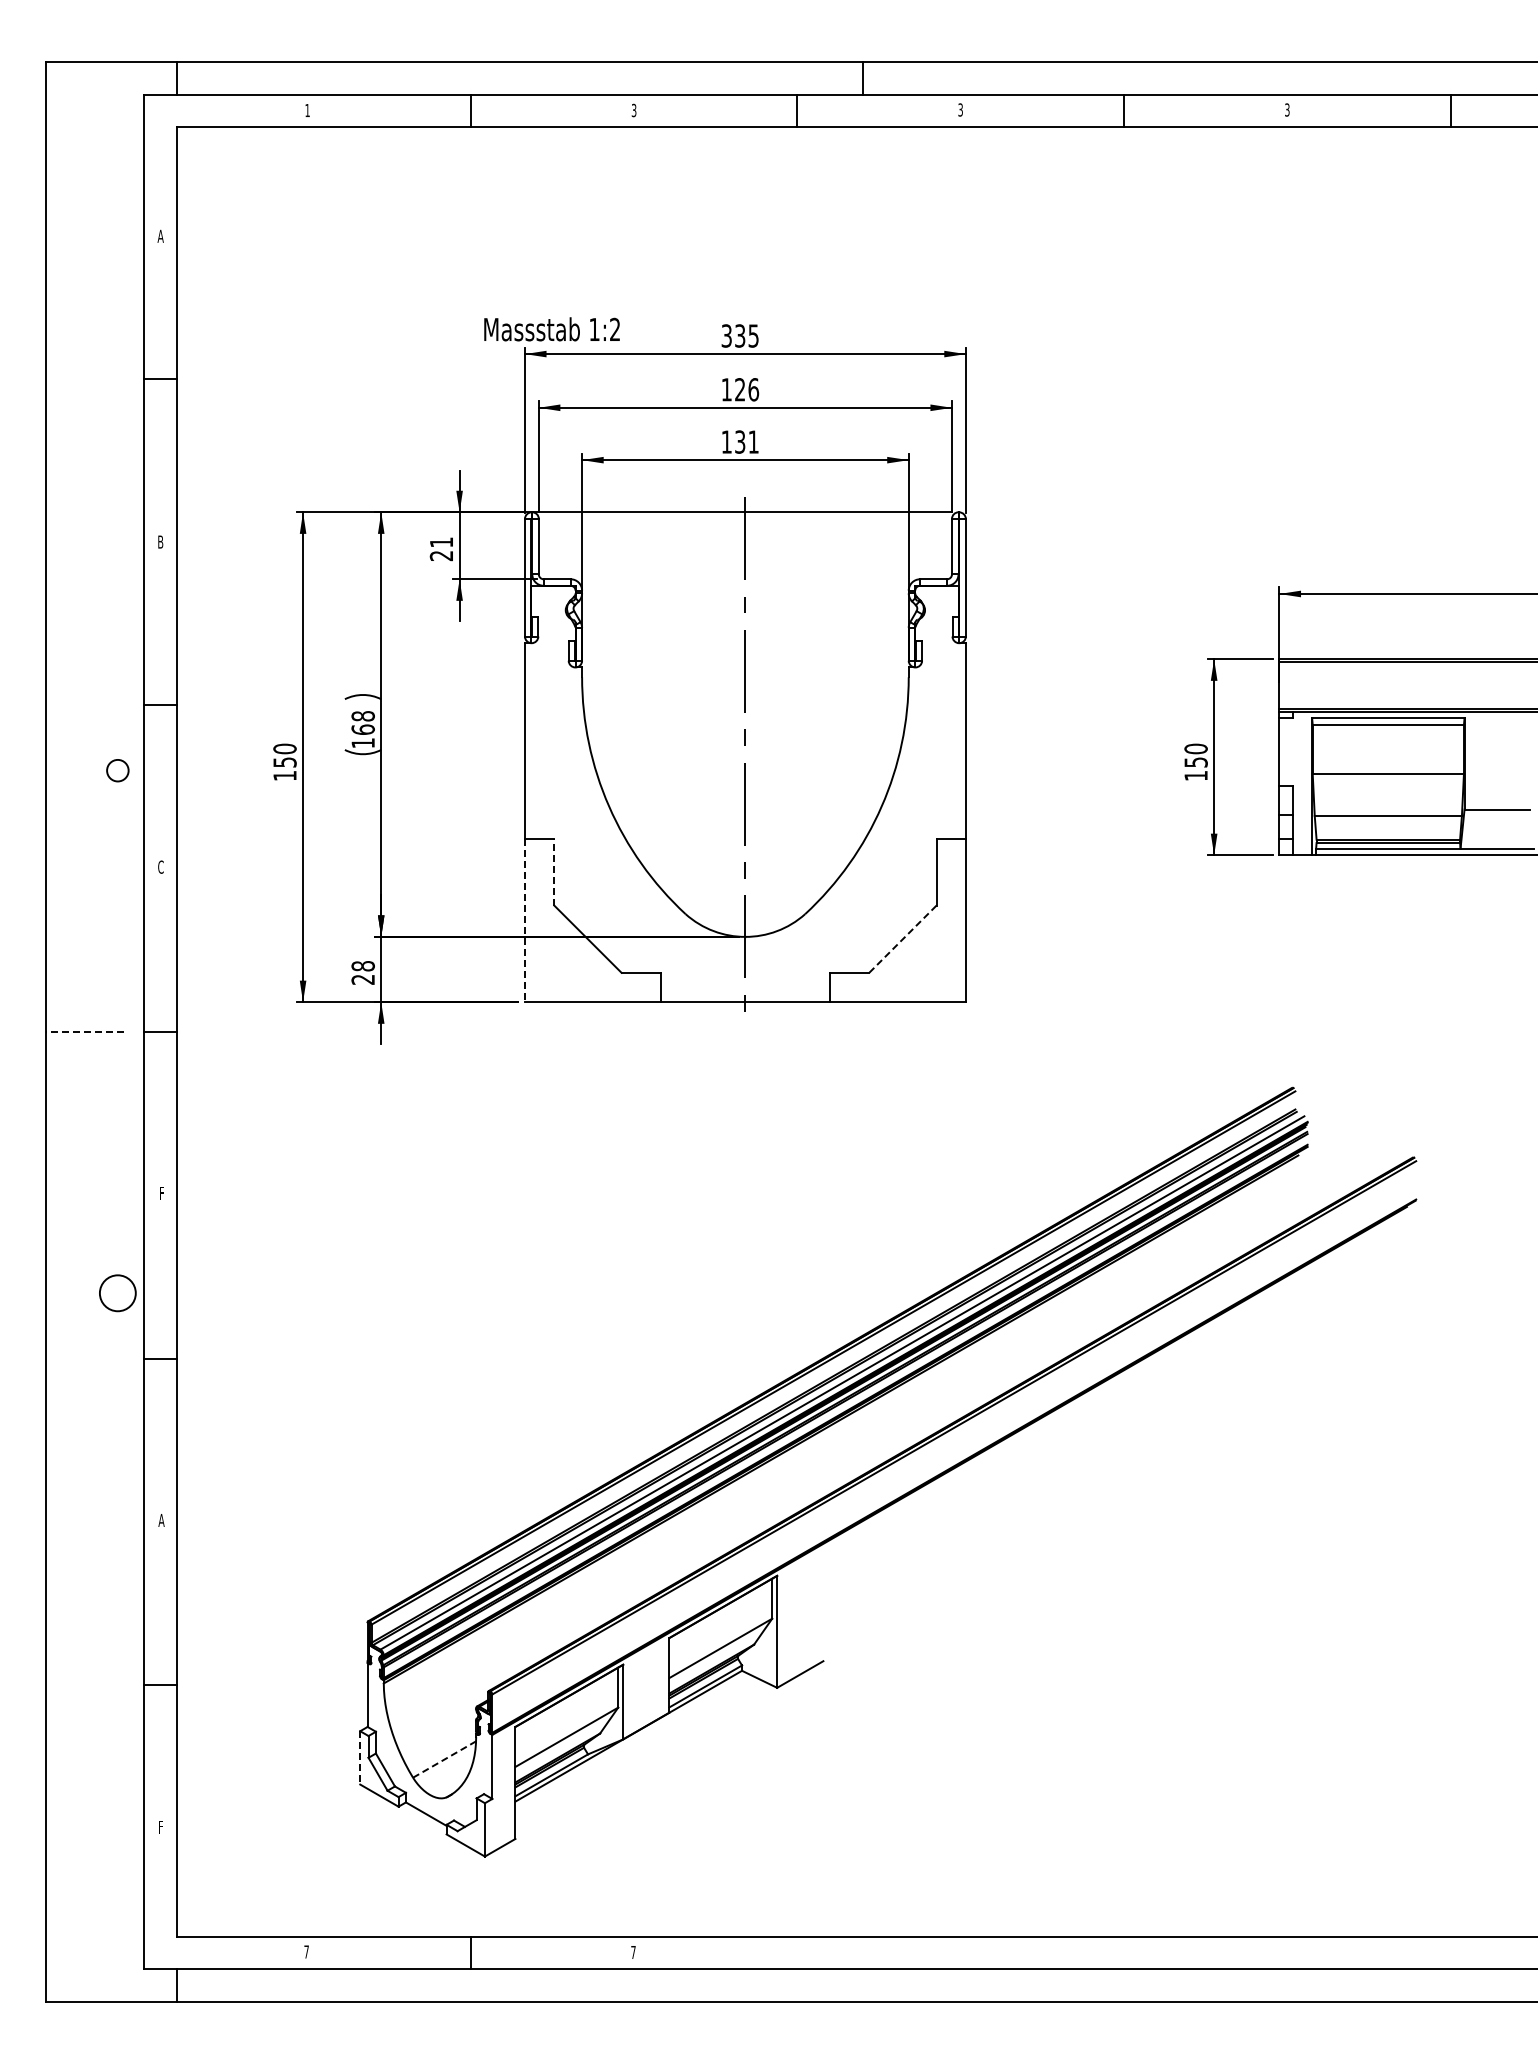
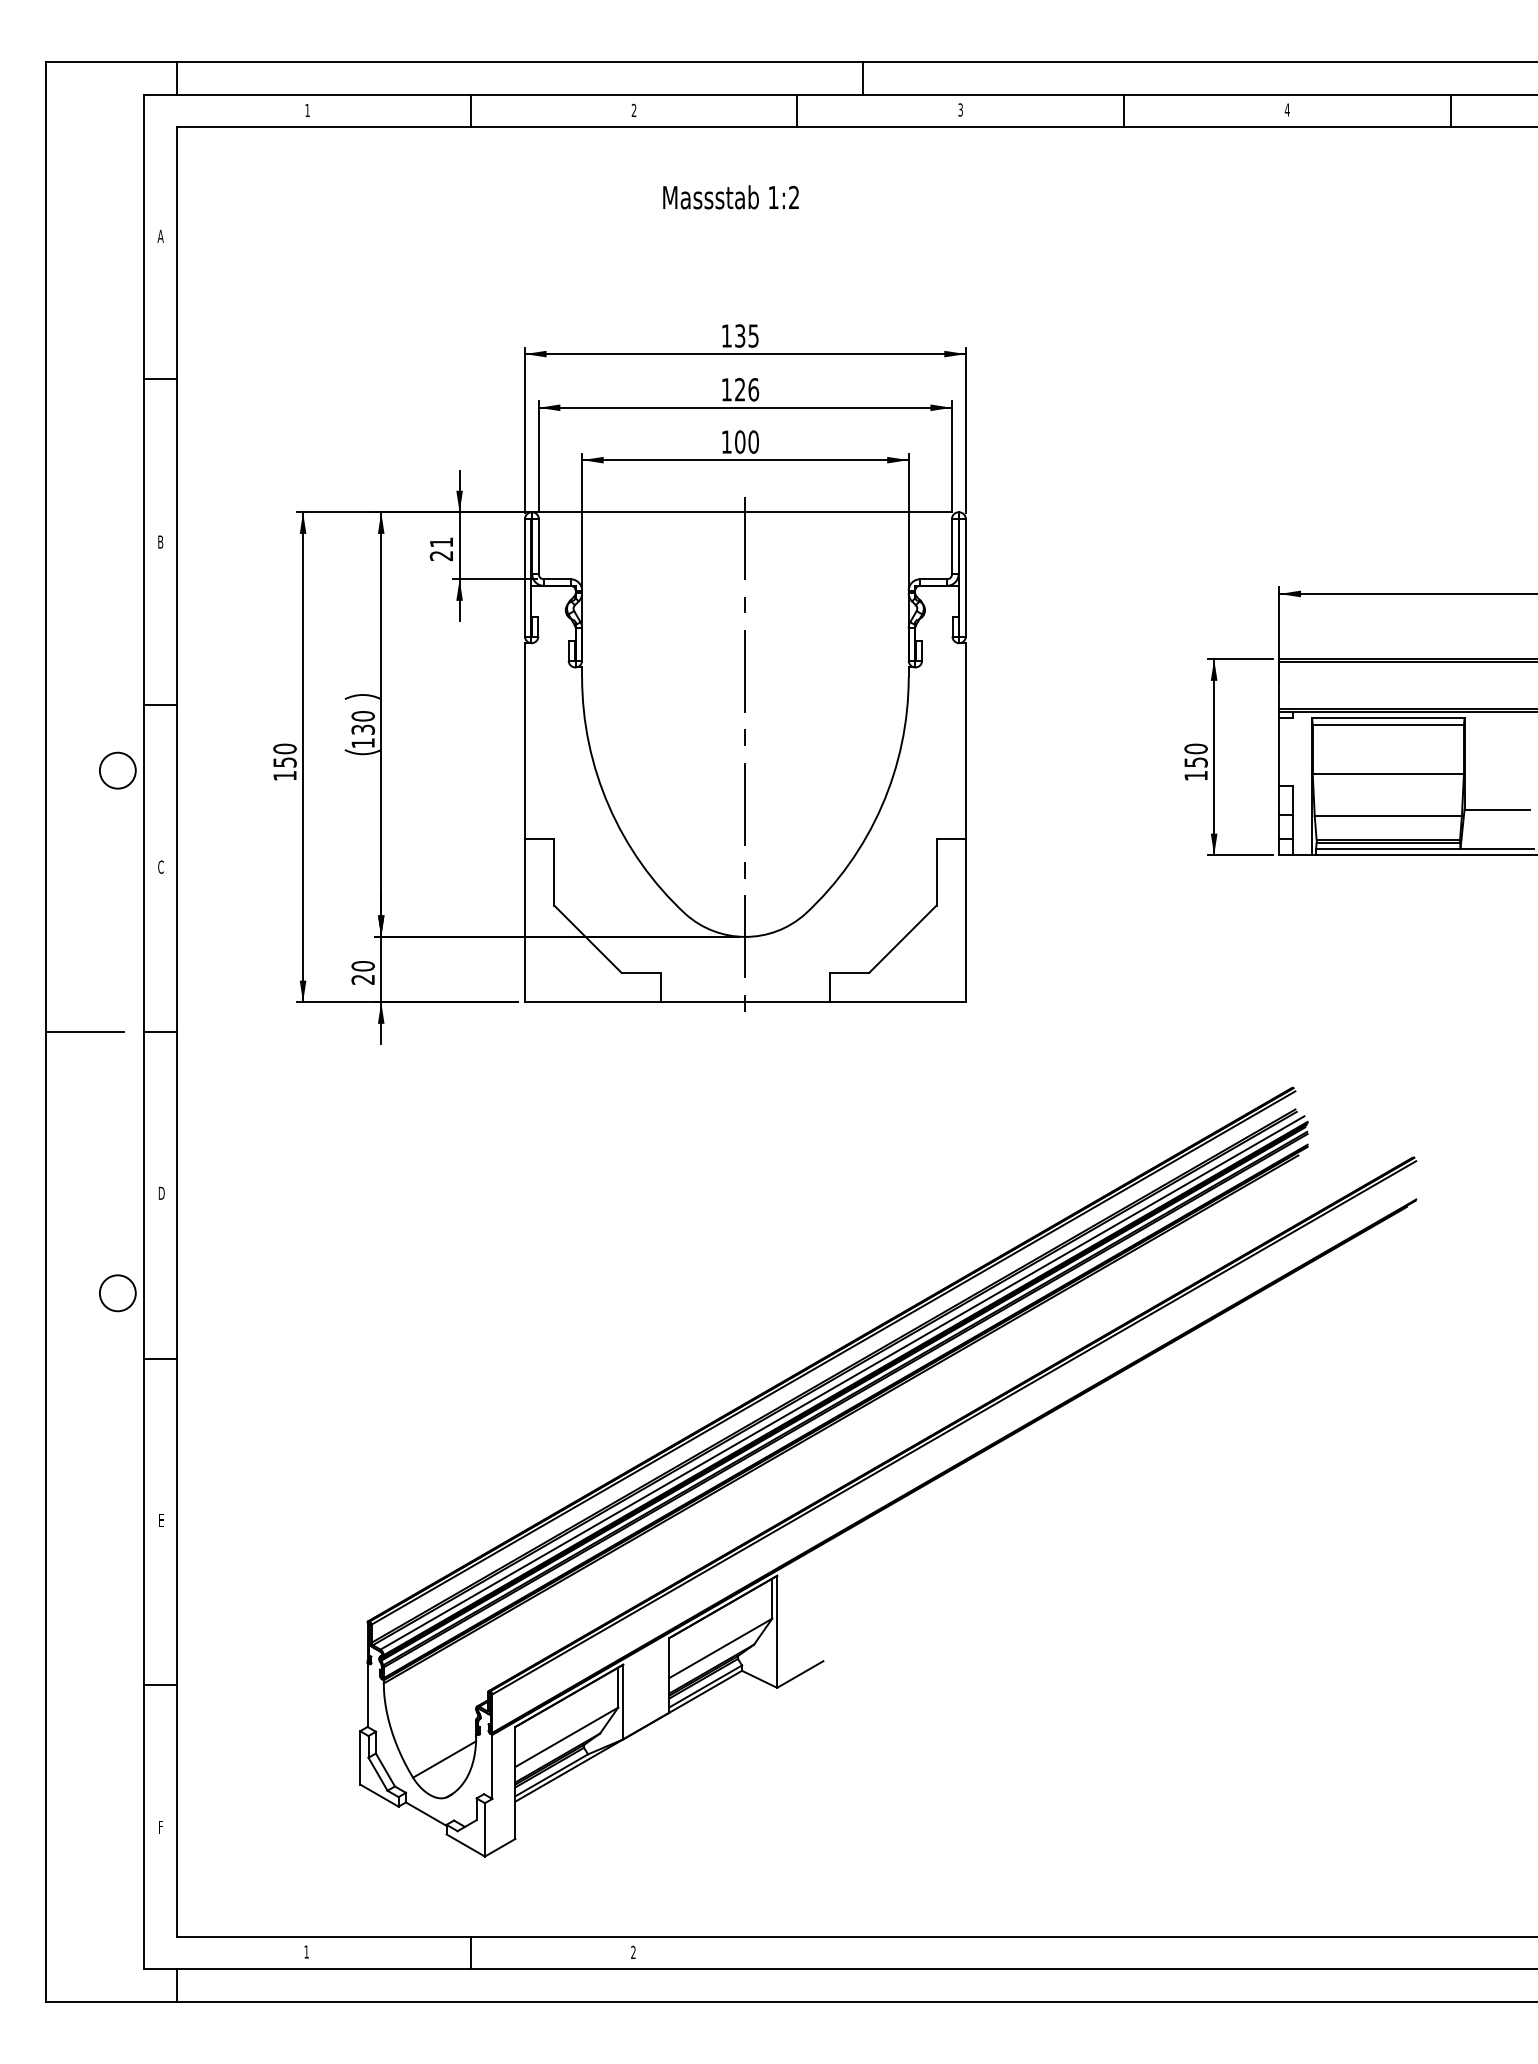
text: 3 -> 4 (1286, 109)
text: 3 -> 2 (633, 110)
text position: (551, 329) -> (730, 197) (730, 197)
text: 335 -> 135 (726, 335)
text: 131 -> 100 (746, 441)
text: 168 -> 130 (362, 722)
circle diameter: 22 px -> 36 px (117, 770)
line: dashed -> solid (554, 871)
line: dashed -> solid (524, 920)
line: dashed -> solid (902, 939)
text: 28 -> 20 (362, 966)
line: dashed -> solid (84, 1032)
text: F -> D (161, 1192)
text: A -> E (161, 1520)
line: dashed -> solid (360, 1757)
line: dashed -> solid (445, 1759)
text: 7 -> 1 (306, 1951)
text: 7 -> 2 (633, 1951)
